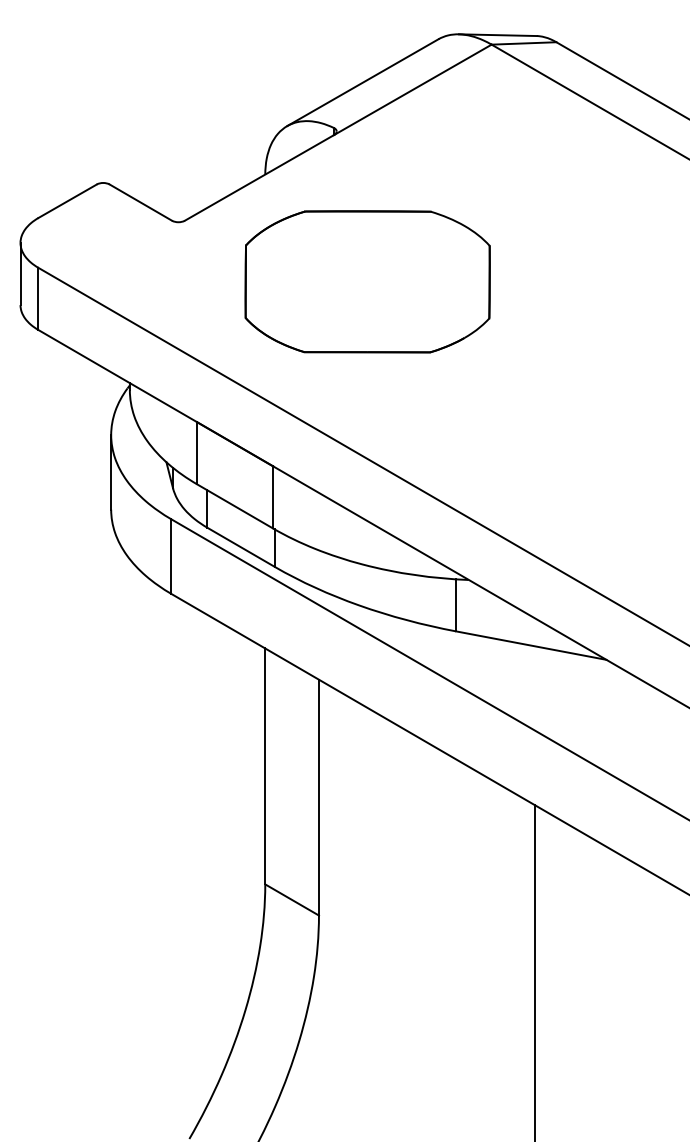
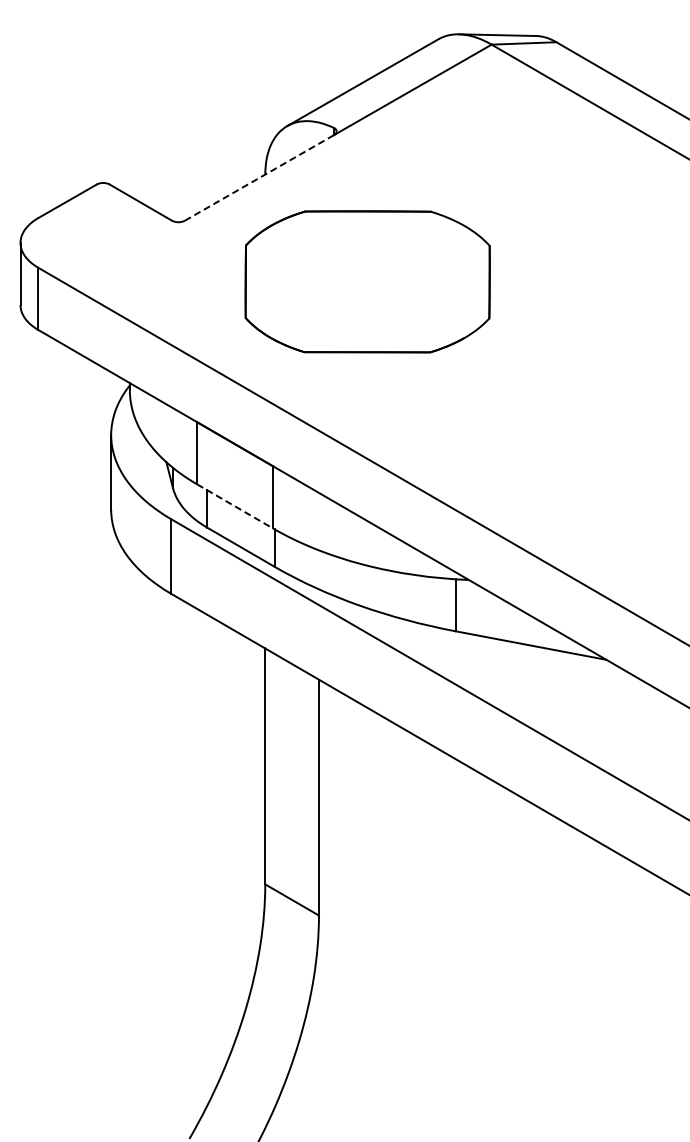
line: solid -> dashed (259, 177)
line: solid -> dashed (235, 506)
line: present -> none (534, 971)
